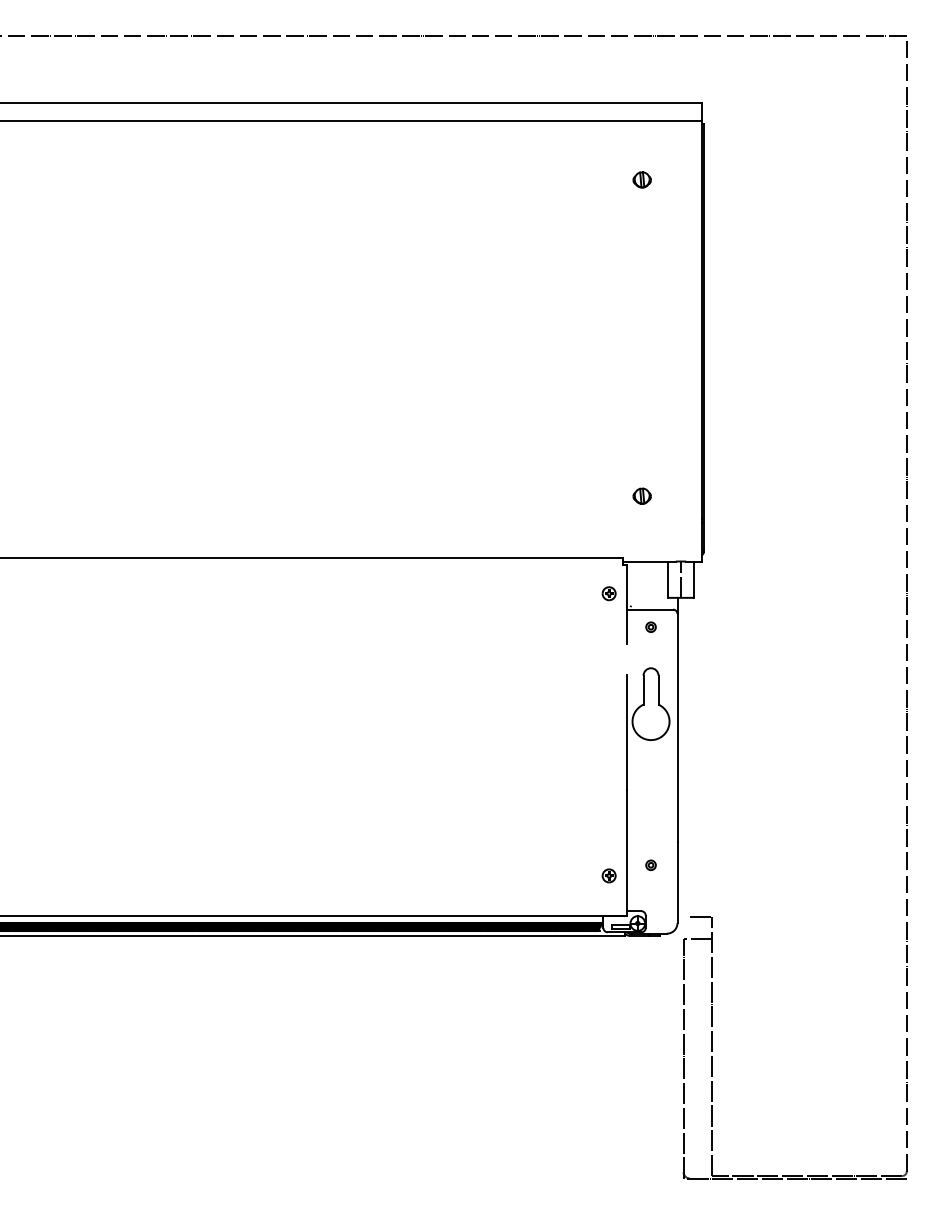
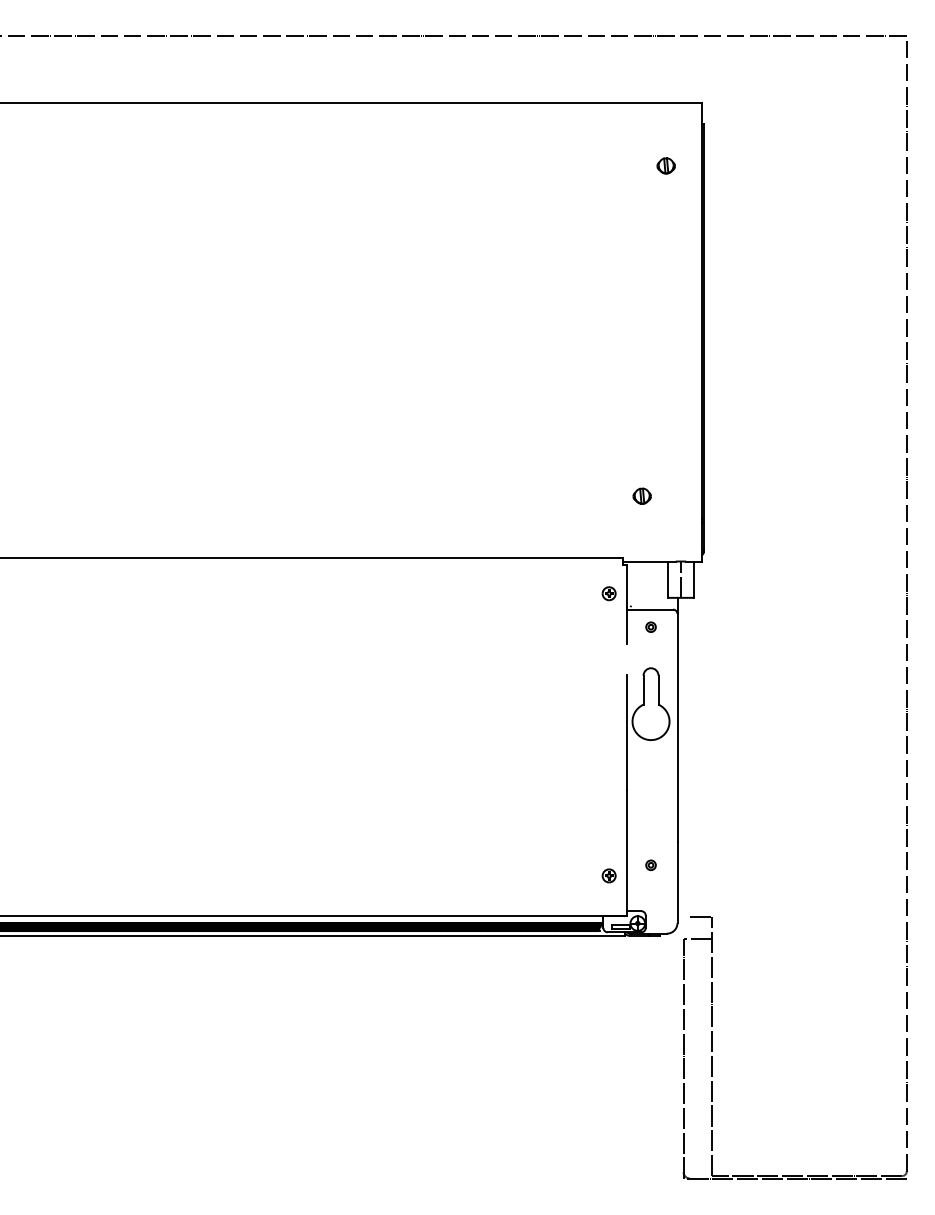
line: present -> none (352, 120)
part position: (641, 179) -> (665, 165) (665, 165)
